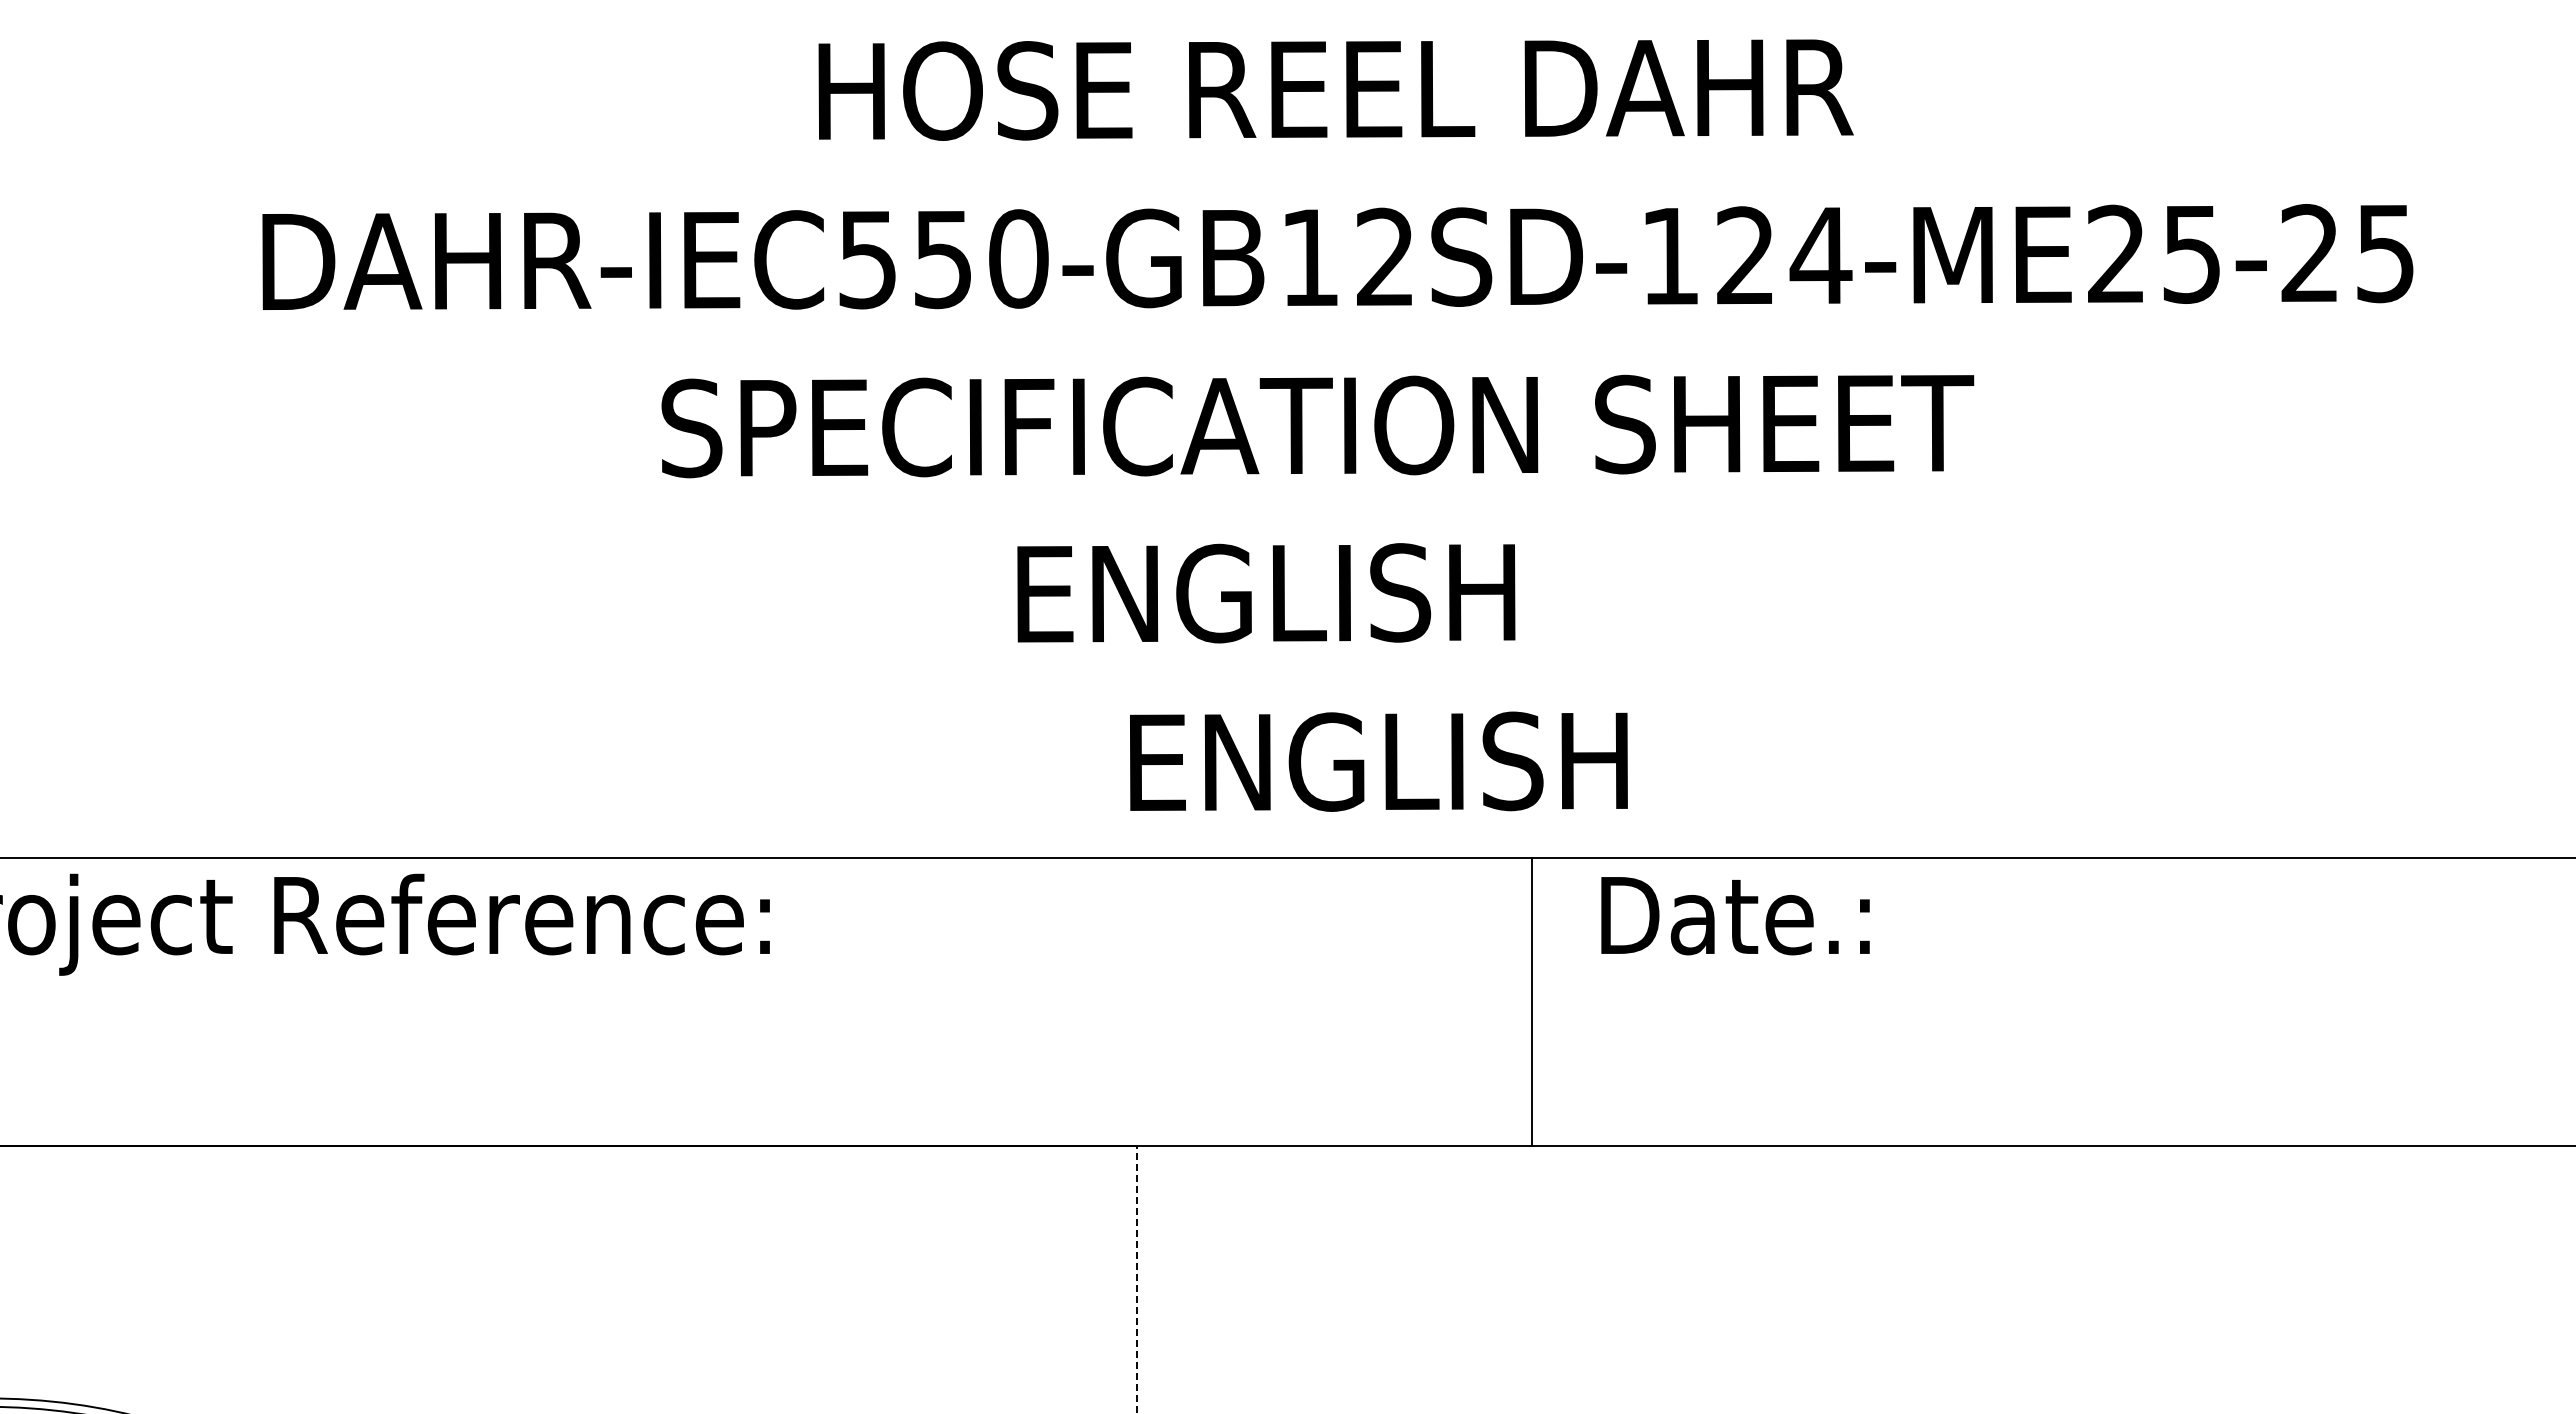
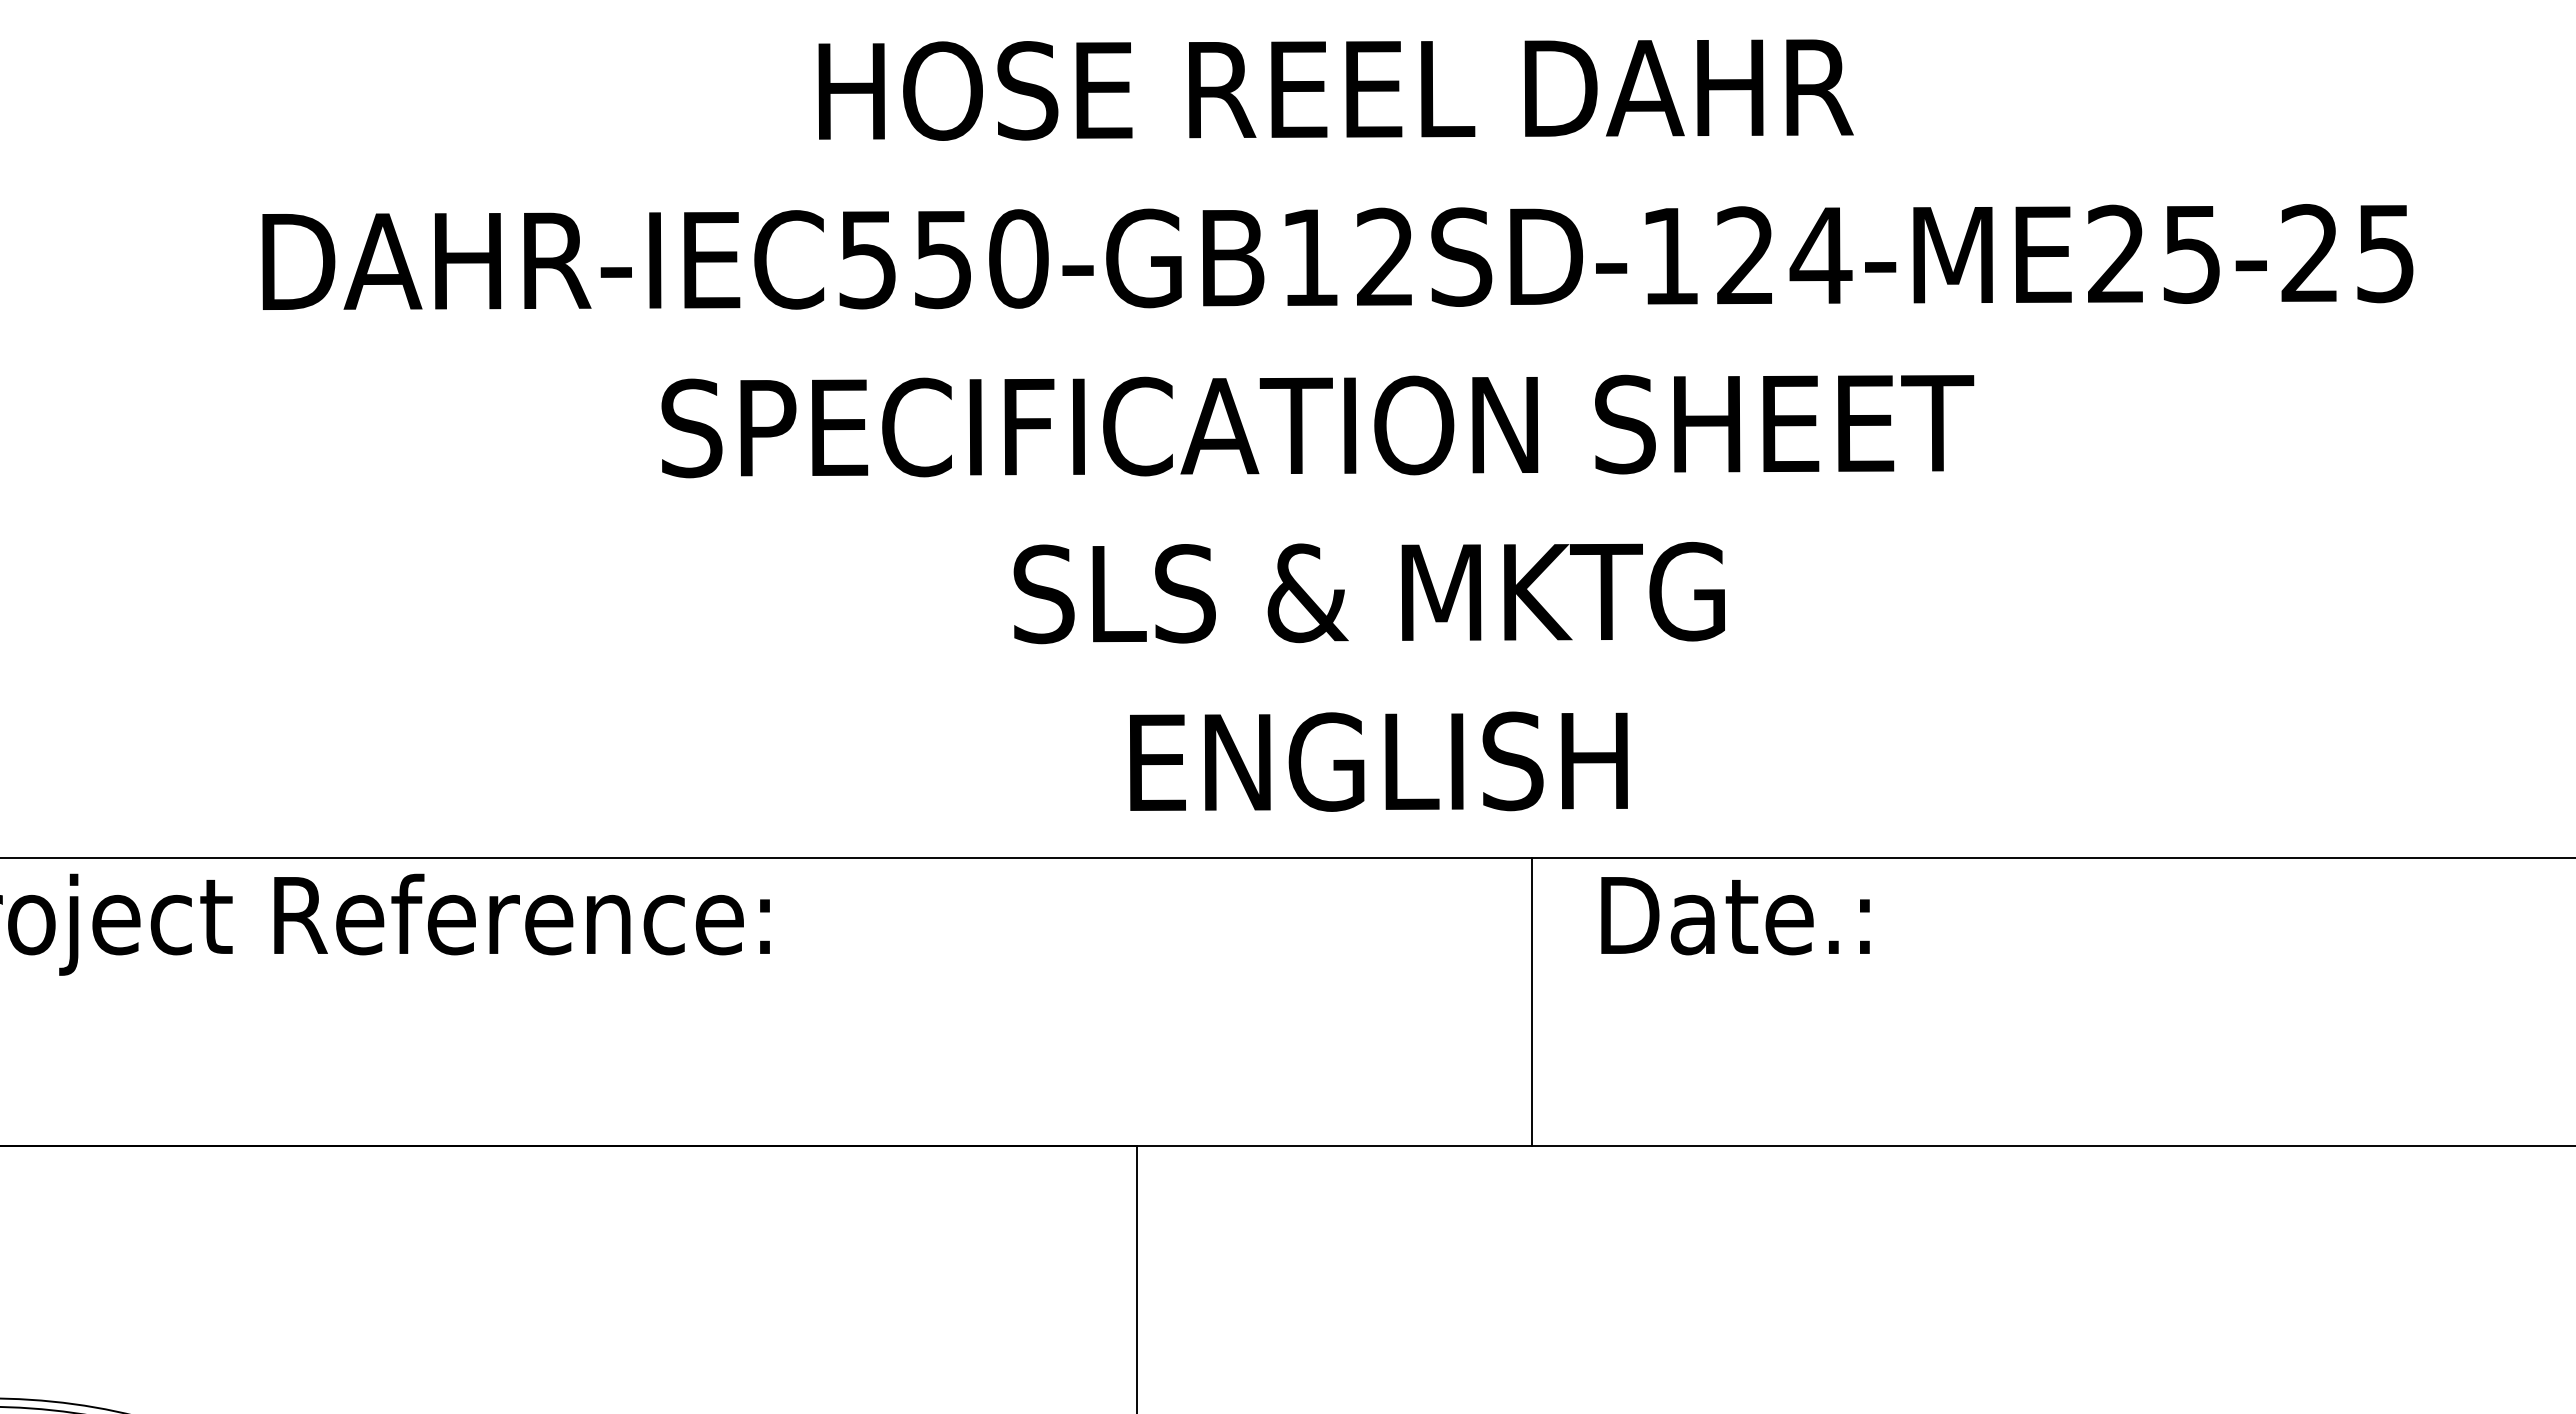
text: ENGLISH -> SLS & MKTG (1368, 592)
line: dashed -> solid (1136, 1280)
